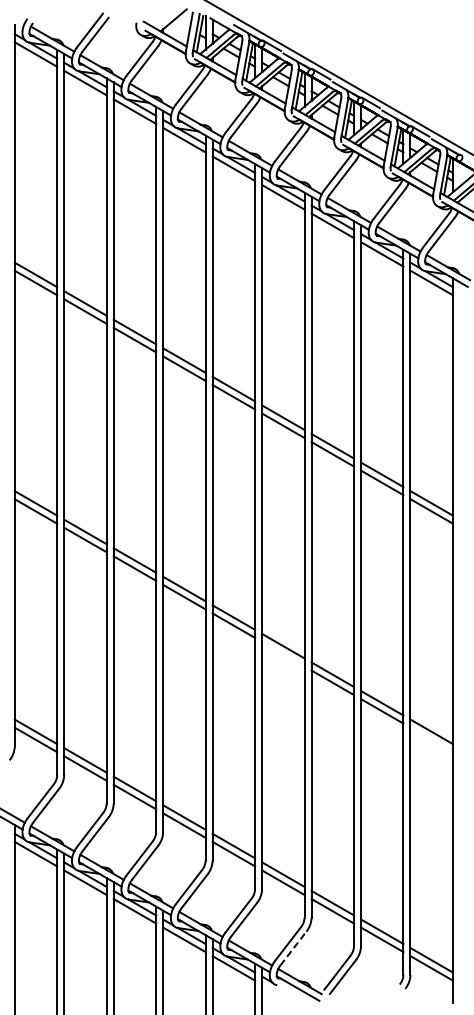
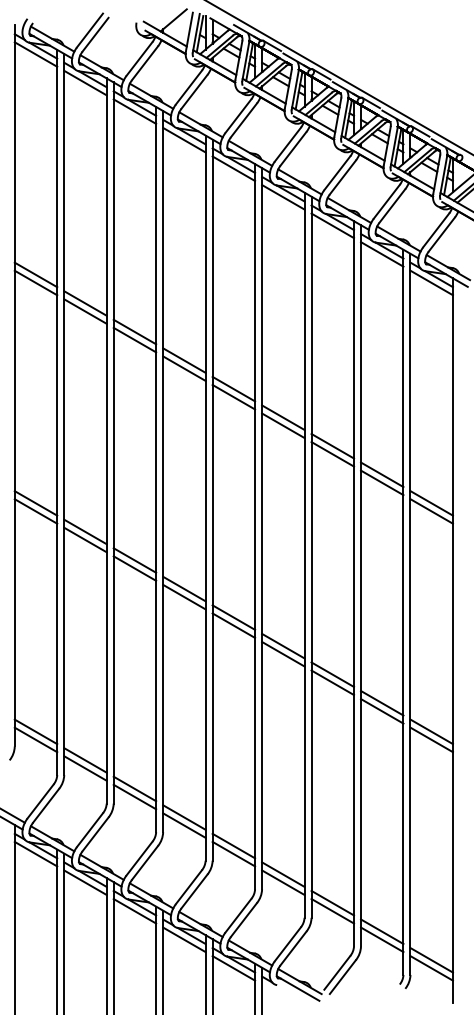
line: none -> present (283, 653)
line: none -> present (431, 739)
line: dashed -> solid (293, 948)
